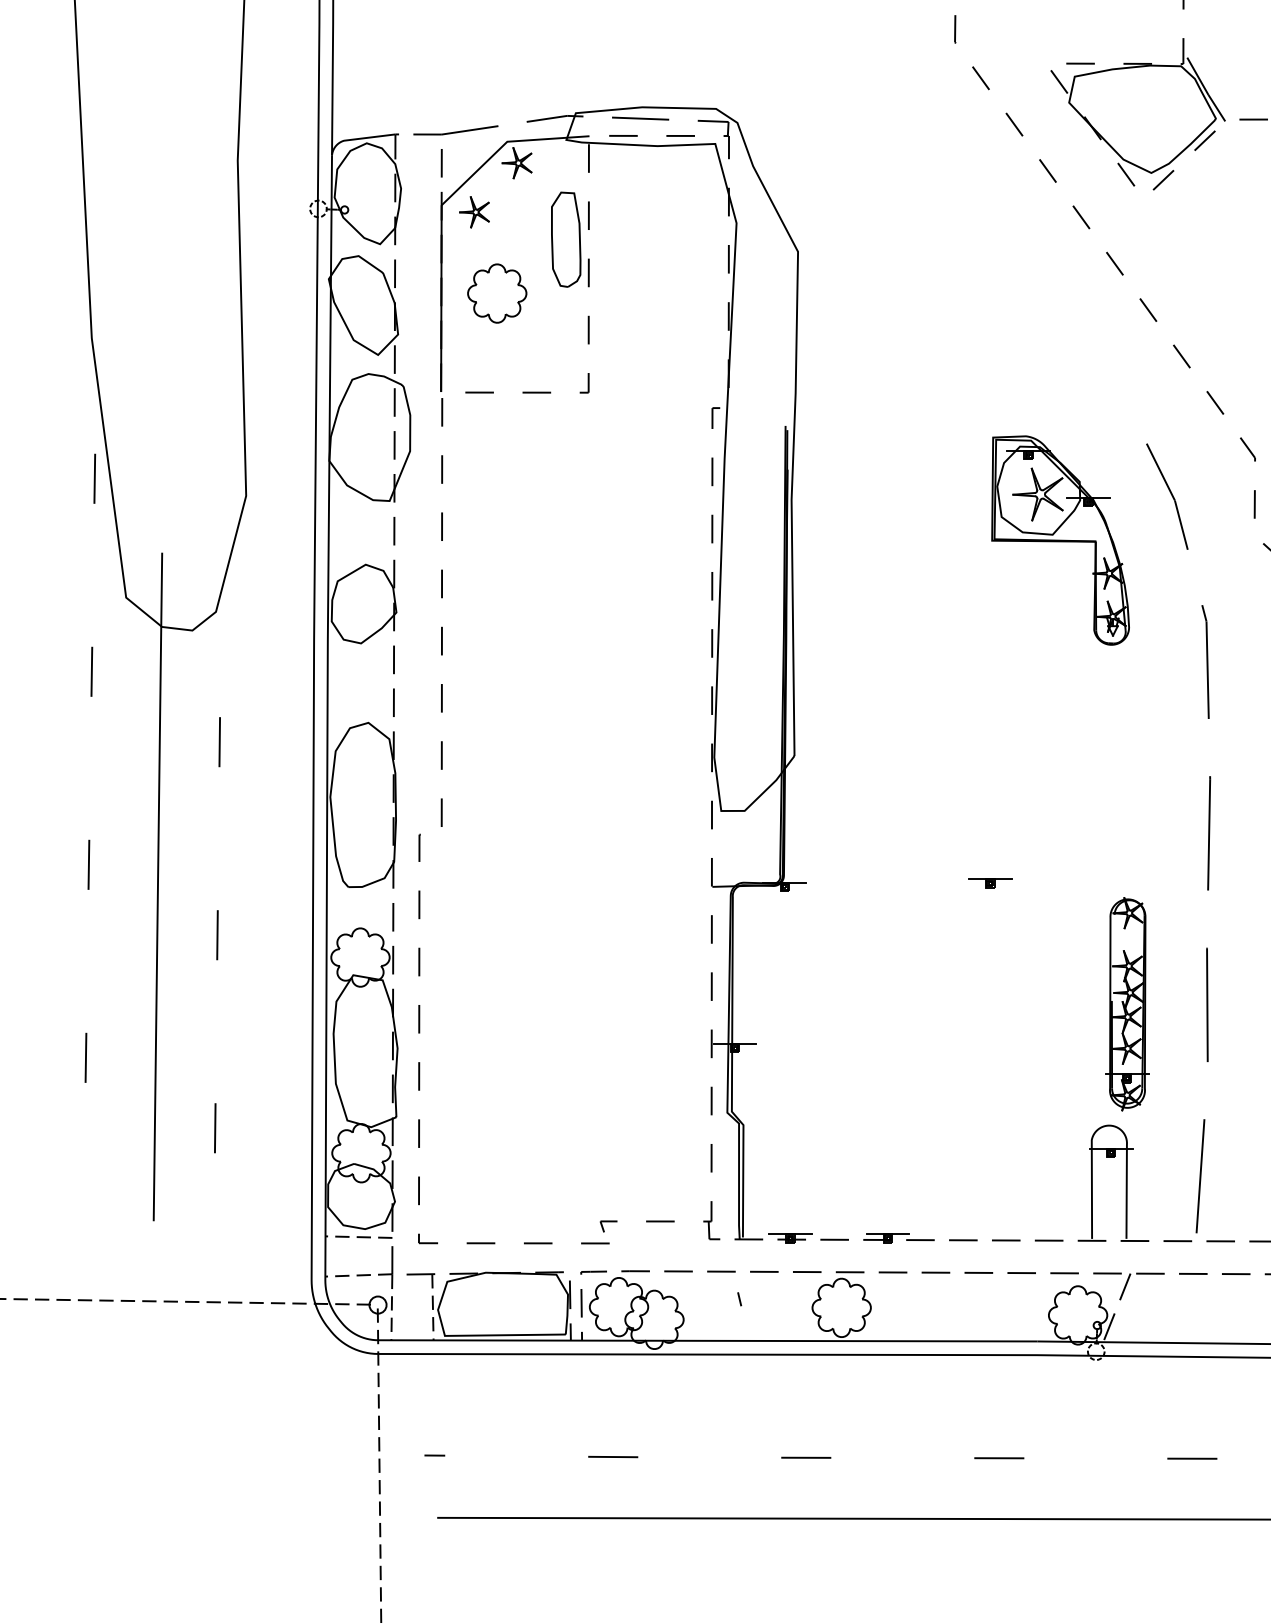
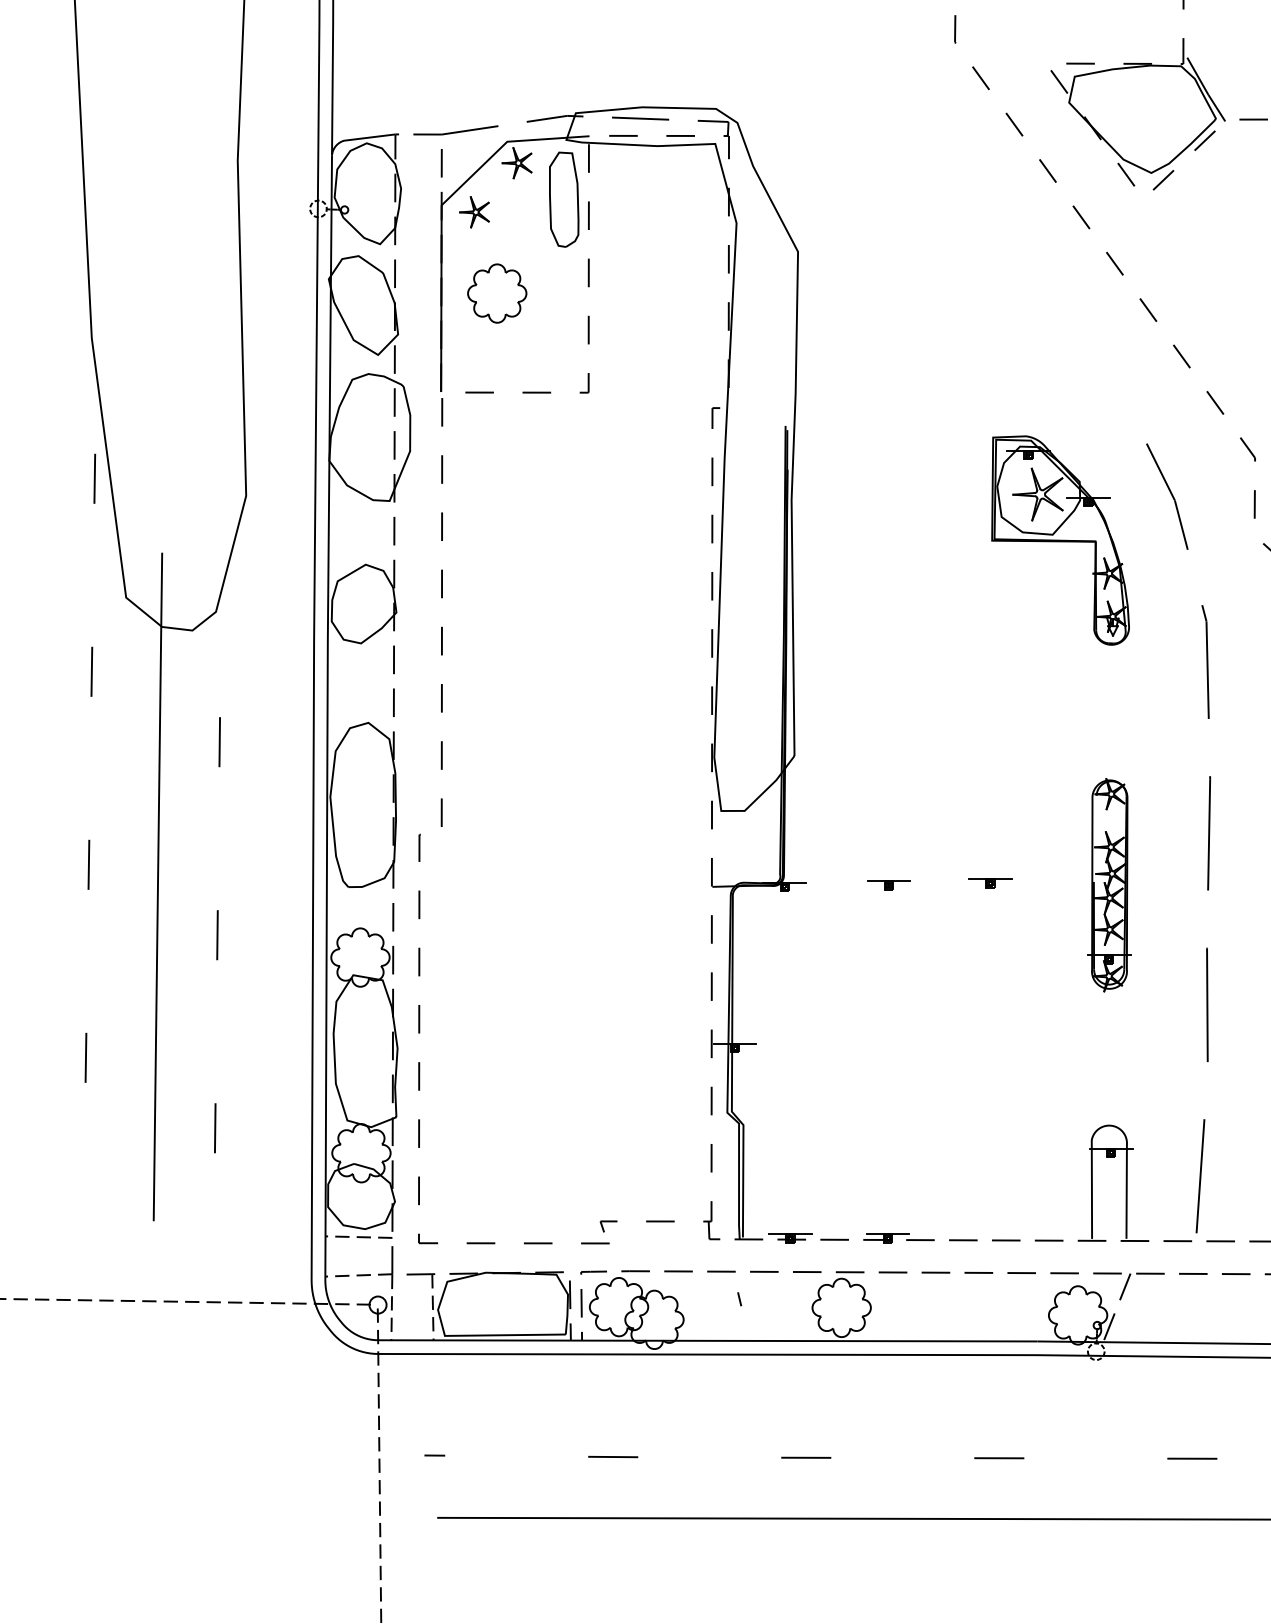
part position: (566, 239) -> (564, 199) (564, 199)
part: none -> present (888, 885)
part position: (1127, 1004) -> (1109, 885) (1109, 885)
